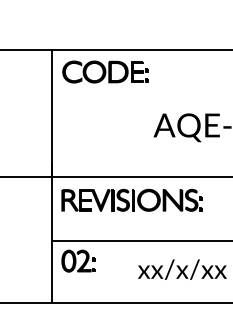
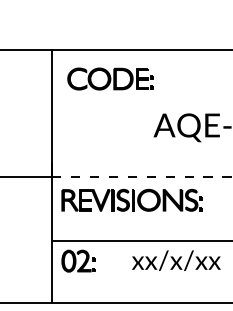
part position: (105, 71) -> (110, 78) (110, 78)
line: solid -> dashed (141, 176)
text position: (182, 269) -> (176, 260) (176, 260)
